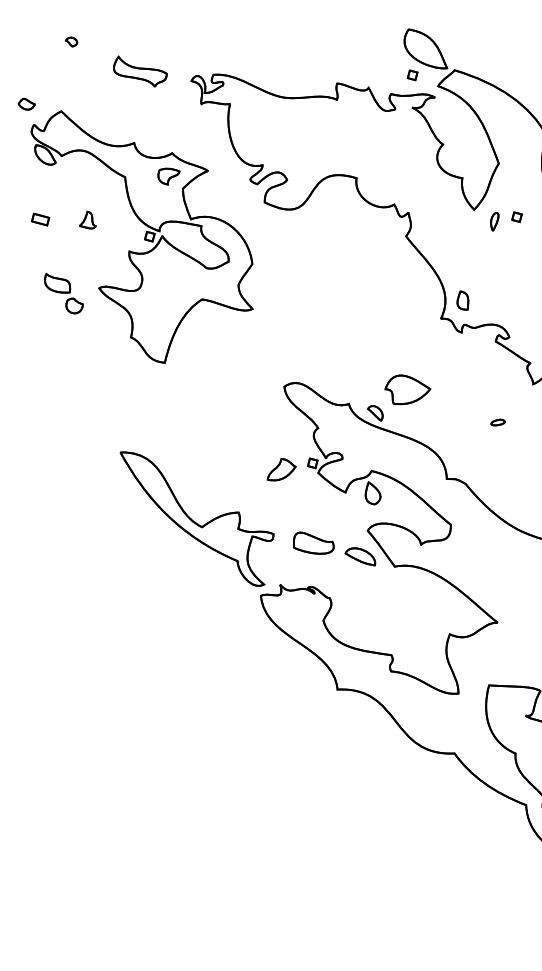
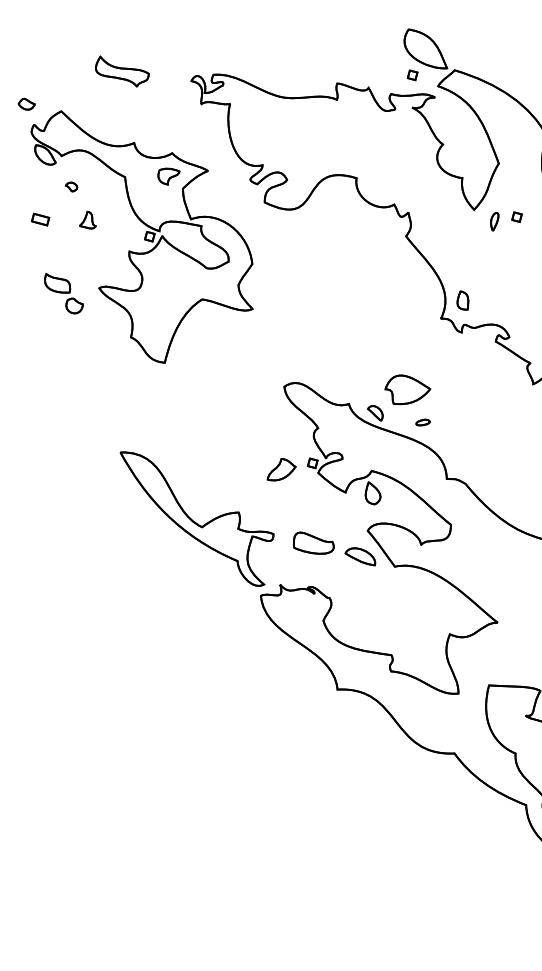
part position: (71, 41) -> (71, 186) (71, 186)
part position: (140, 71) -> (122, 71) (122, 71)
part position: (497, 422) -> (422, 422) (422, 422)
